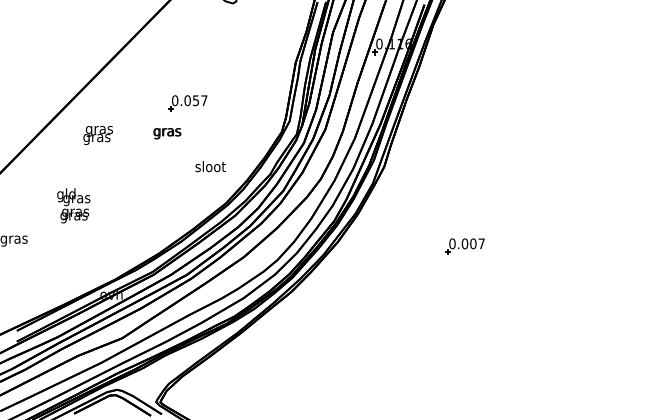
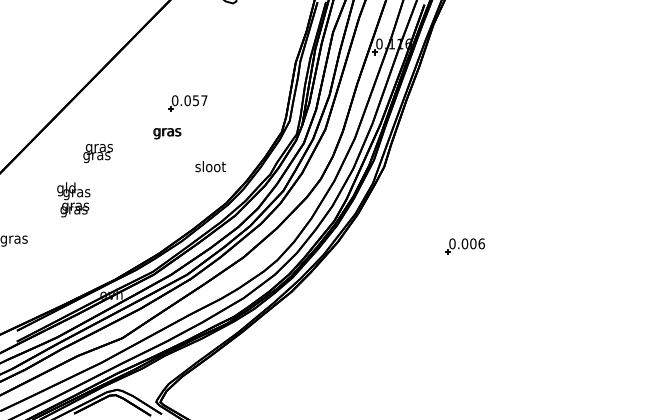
text position: (97, 135) -> (97, 153) (97, 153)
text position: (73, 205) -> (73, 199) (73, 199)
text: 0.007 -> 0.006 (481, 243)
